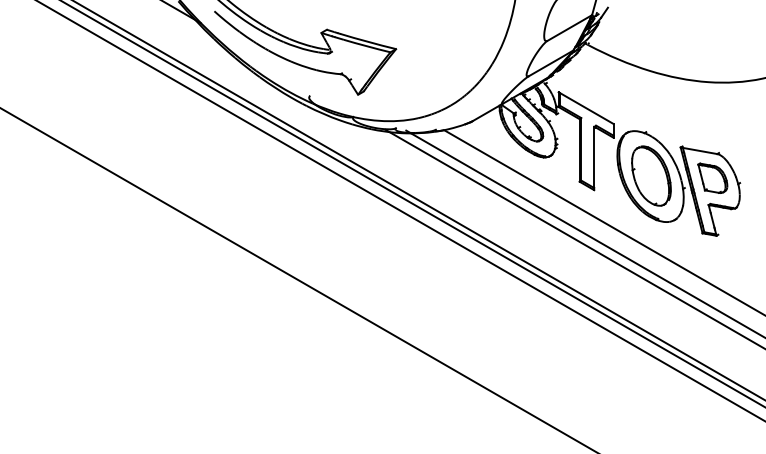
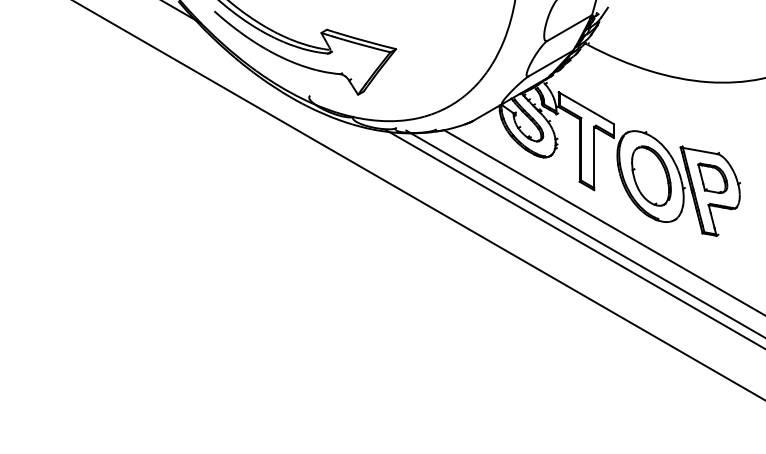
line: present -> none (412, 203)
line: present -> none (400, 211)
line: present -> none (297, 279)
